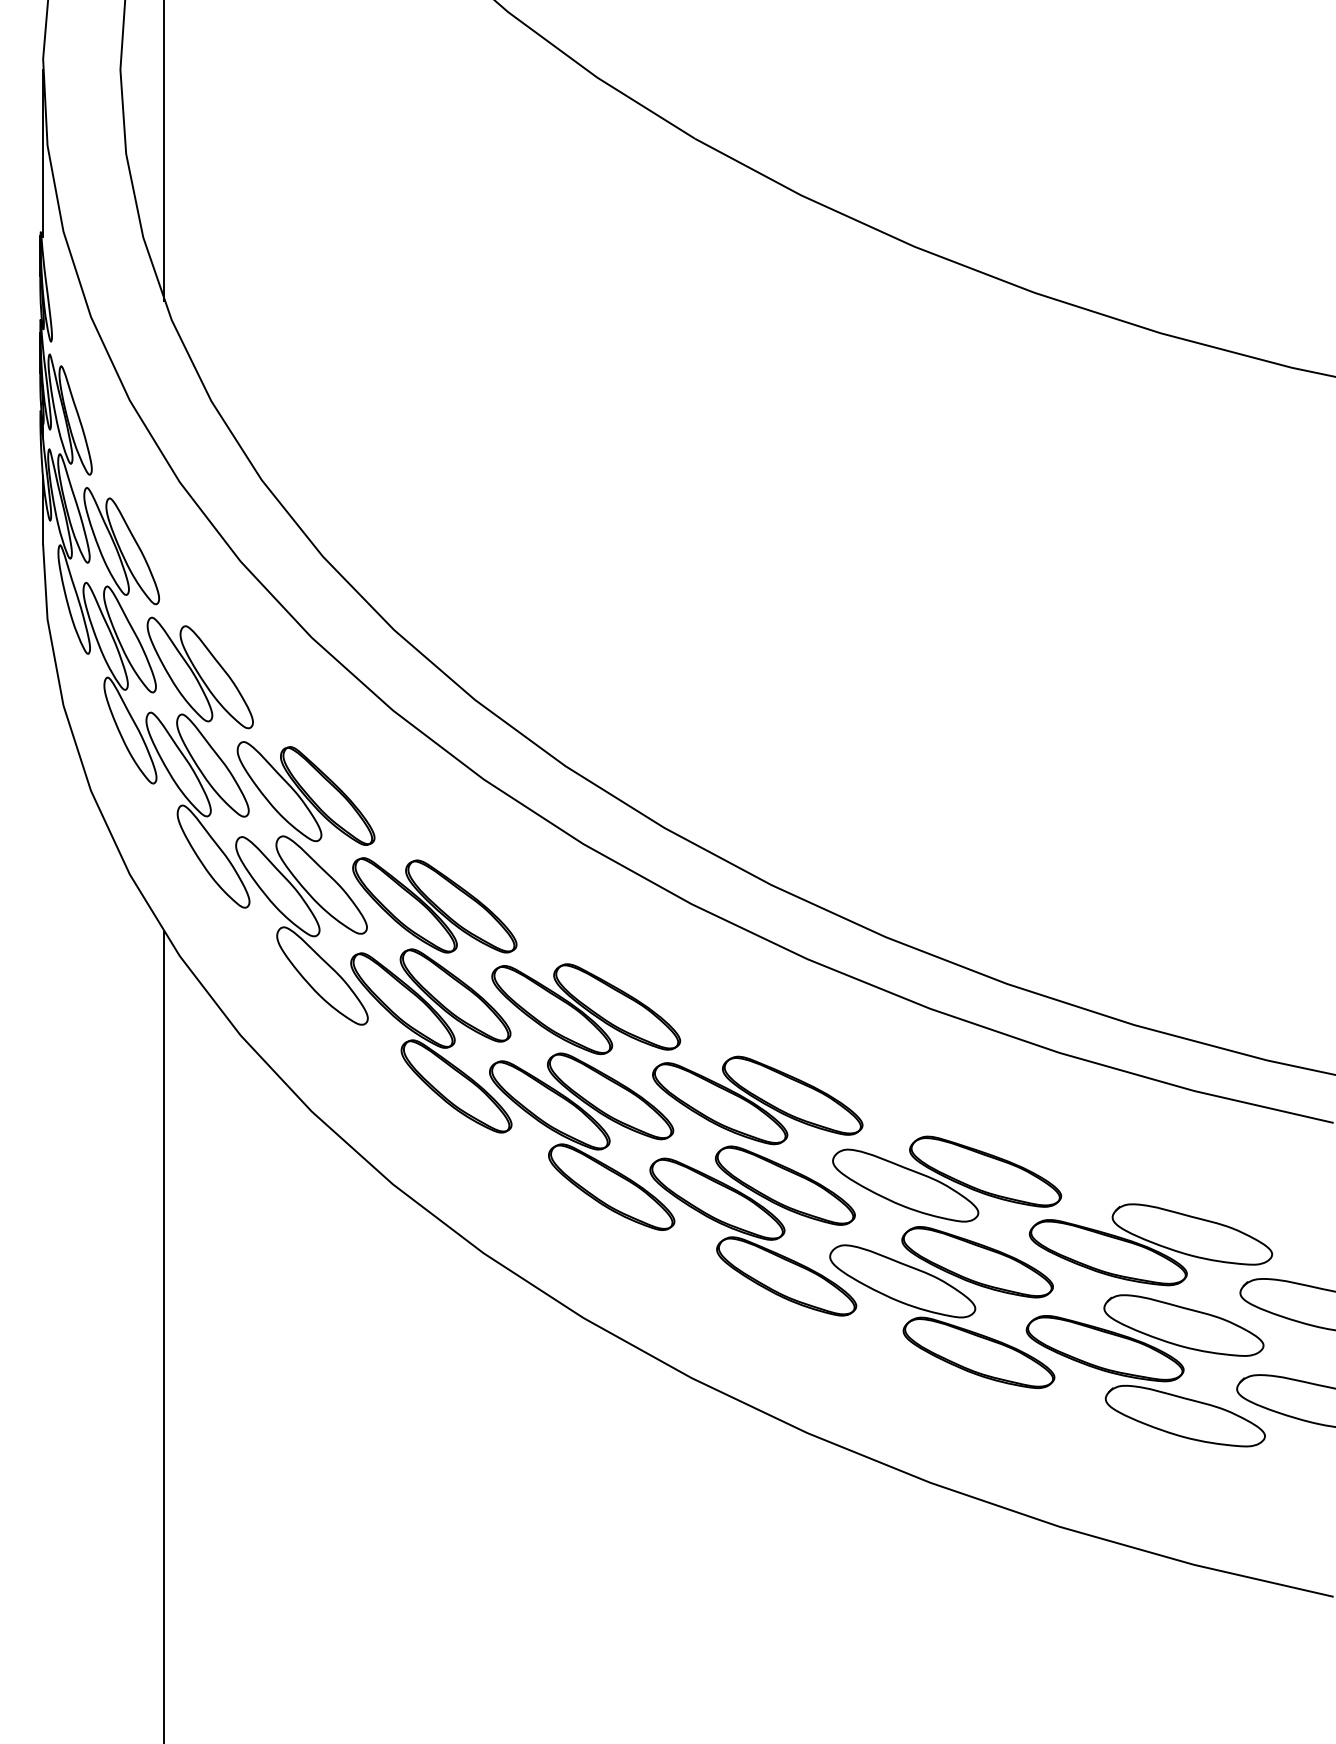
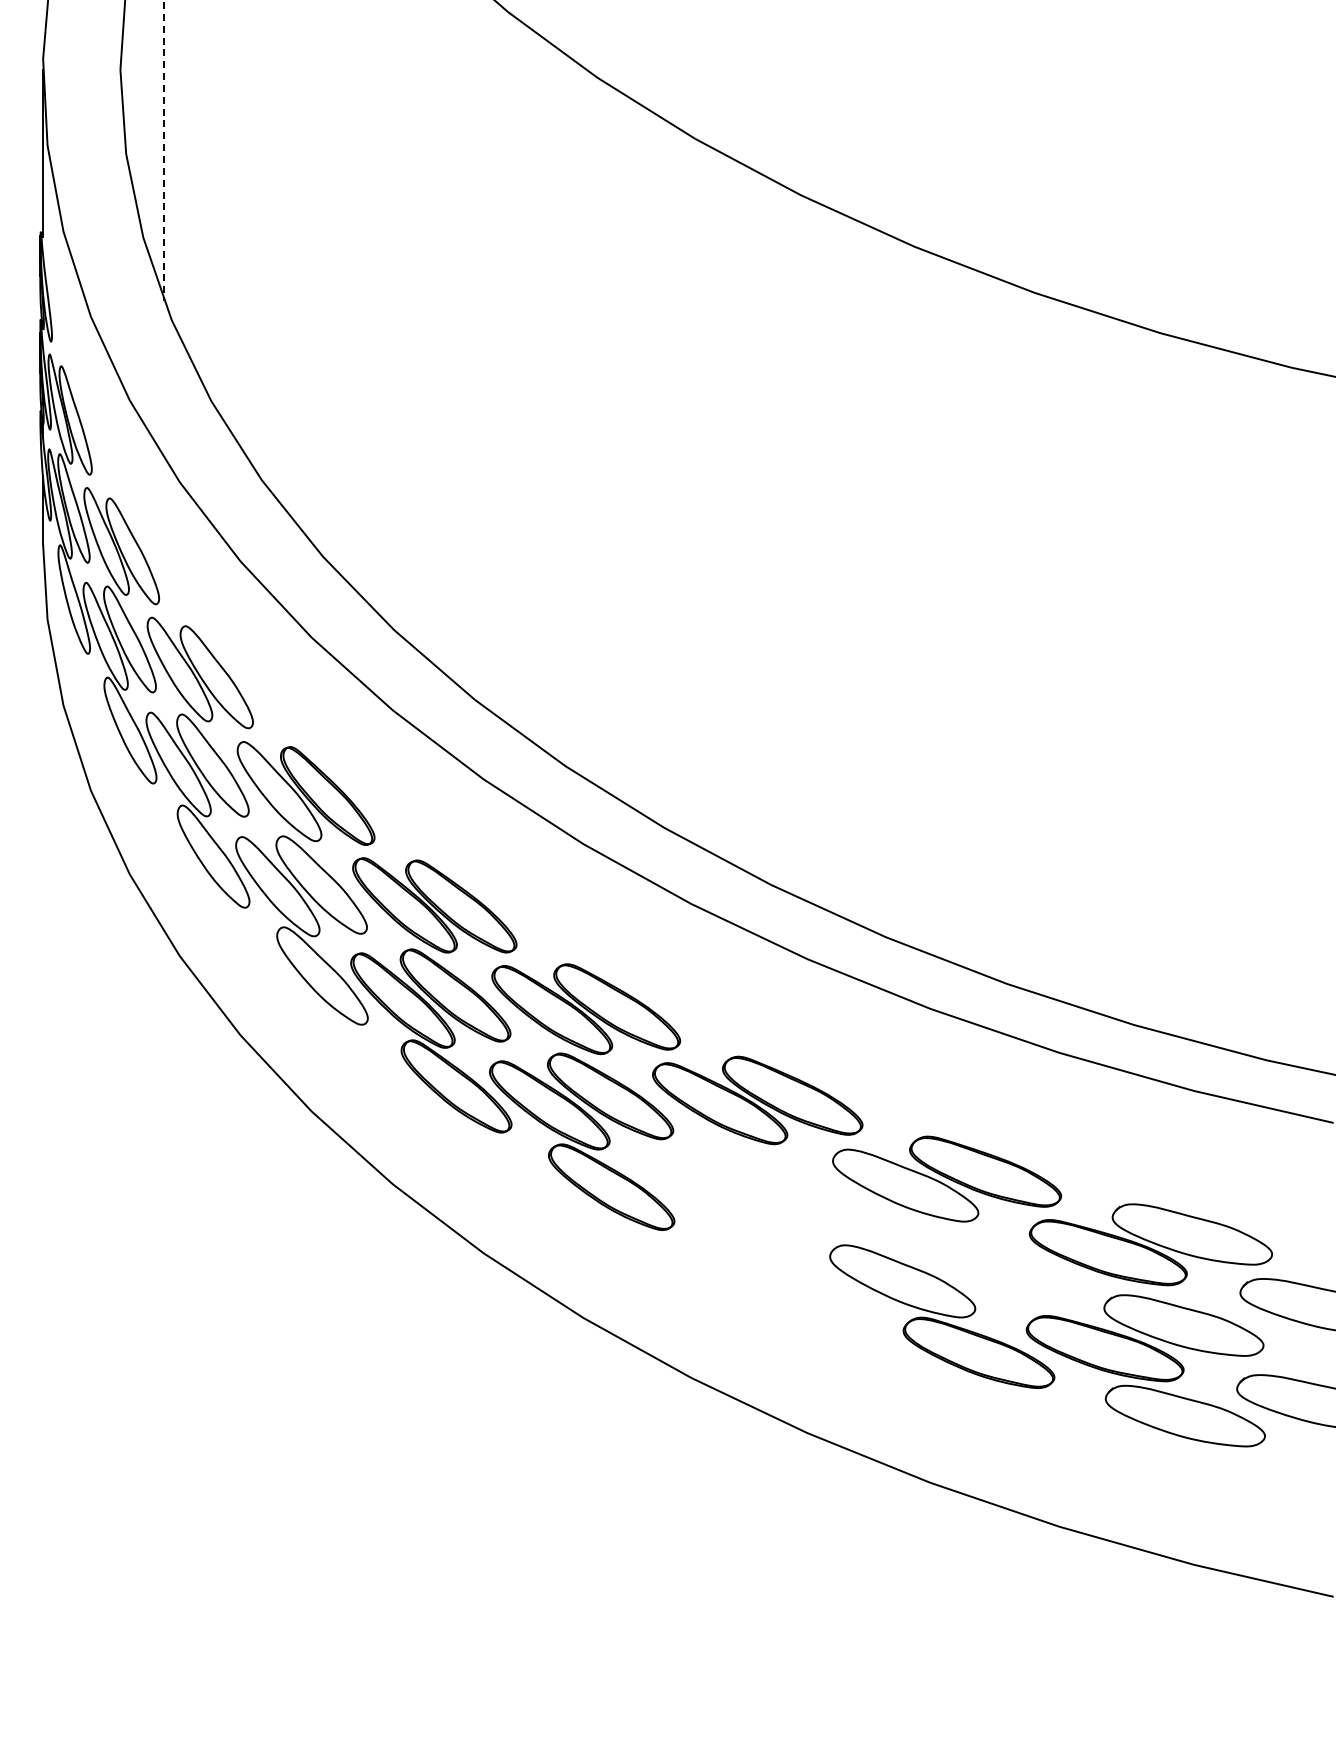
line: solid -> dashed (163, 150)
part: present -> none (753, 1230)
part: present -> none (977, 1262)
line: present -> none (163, 1336)
